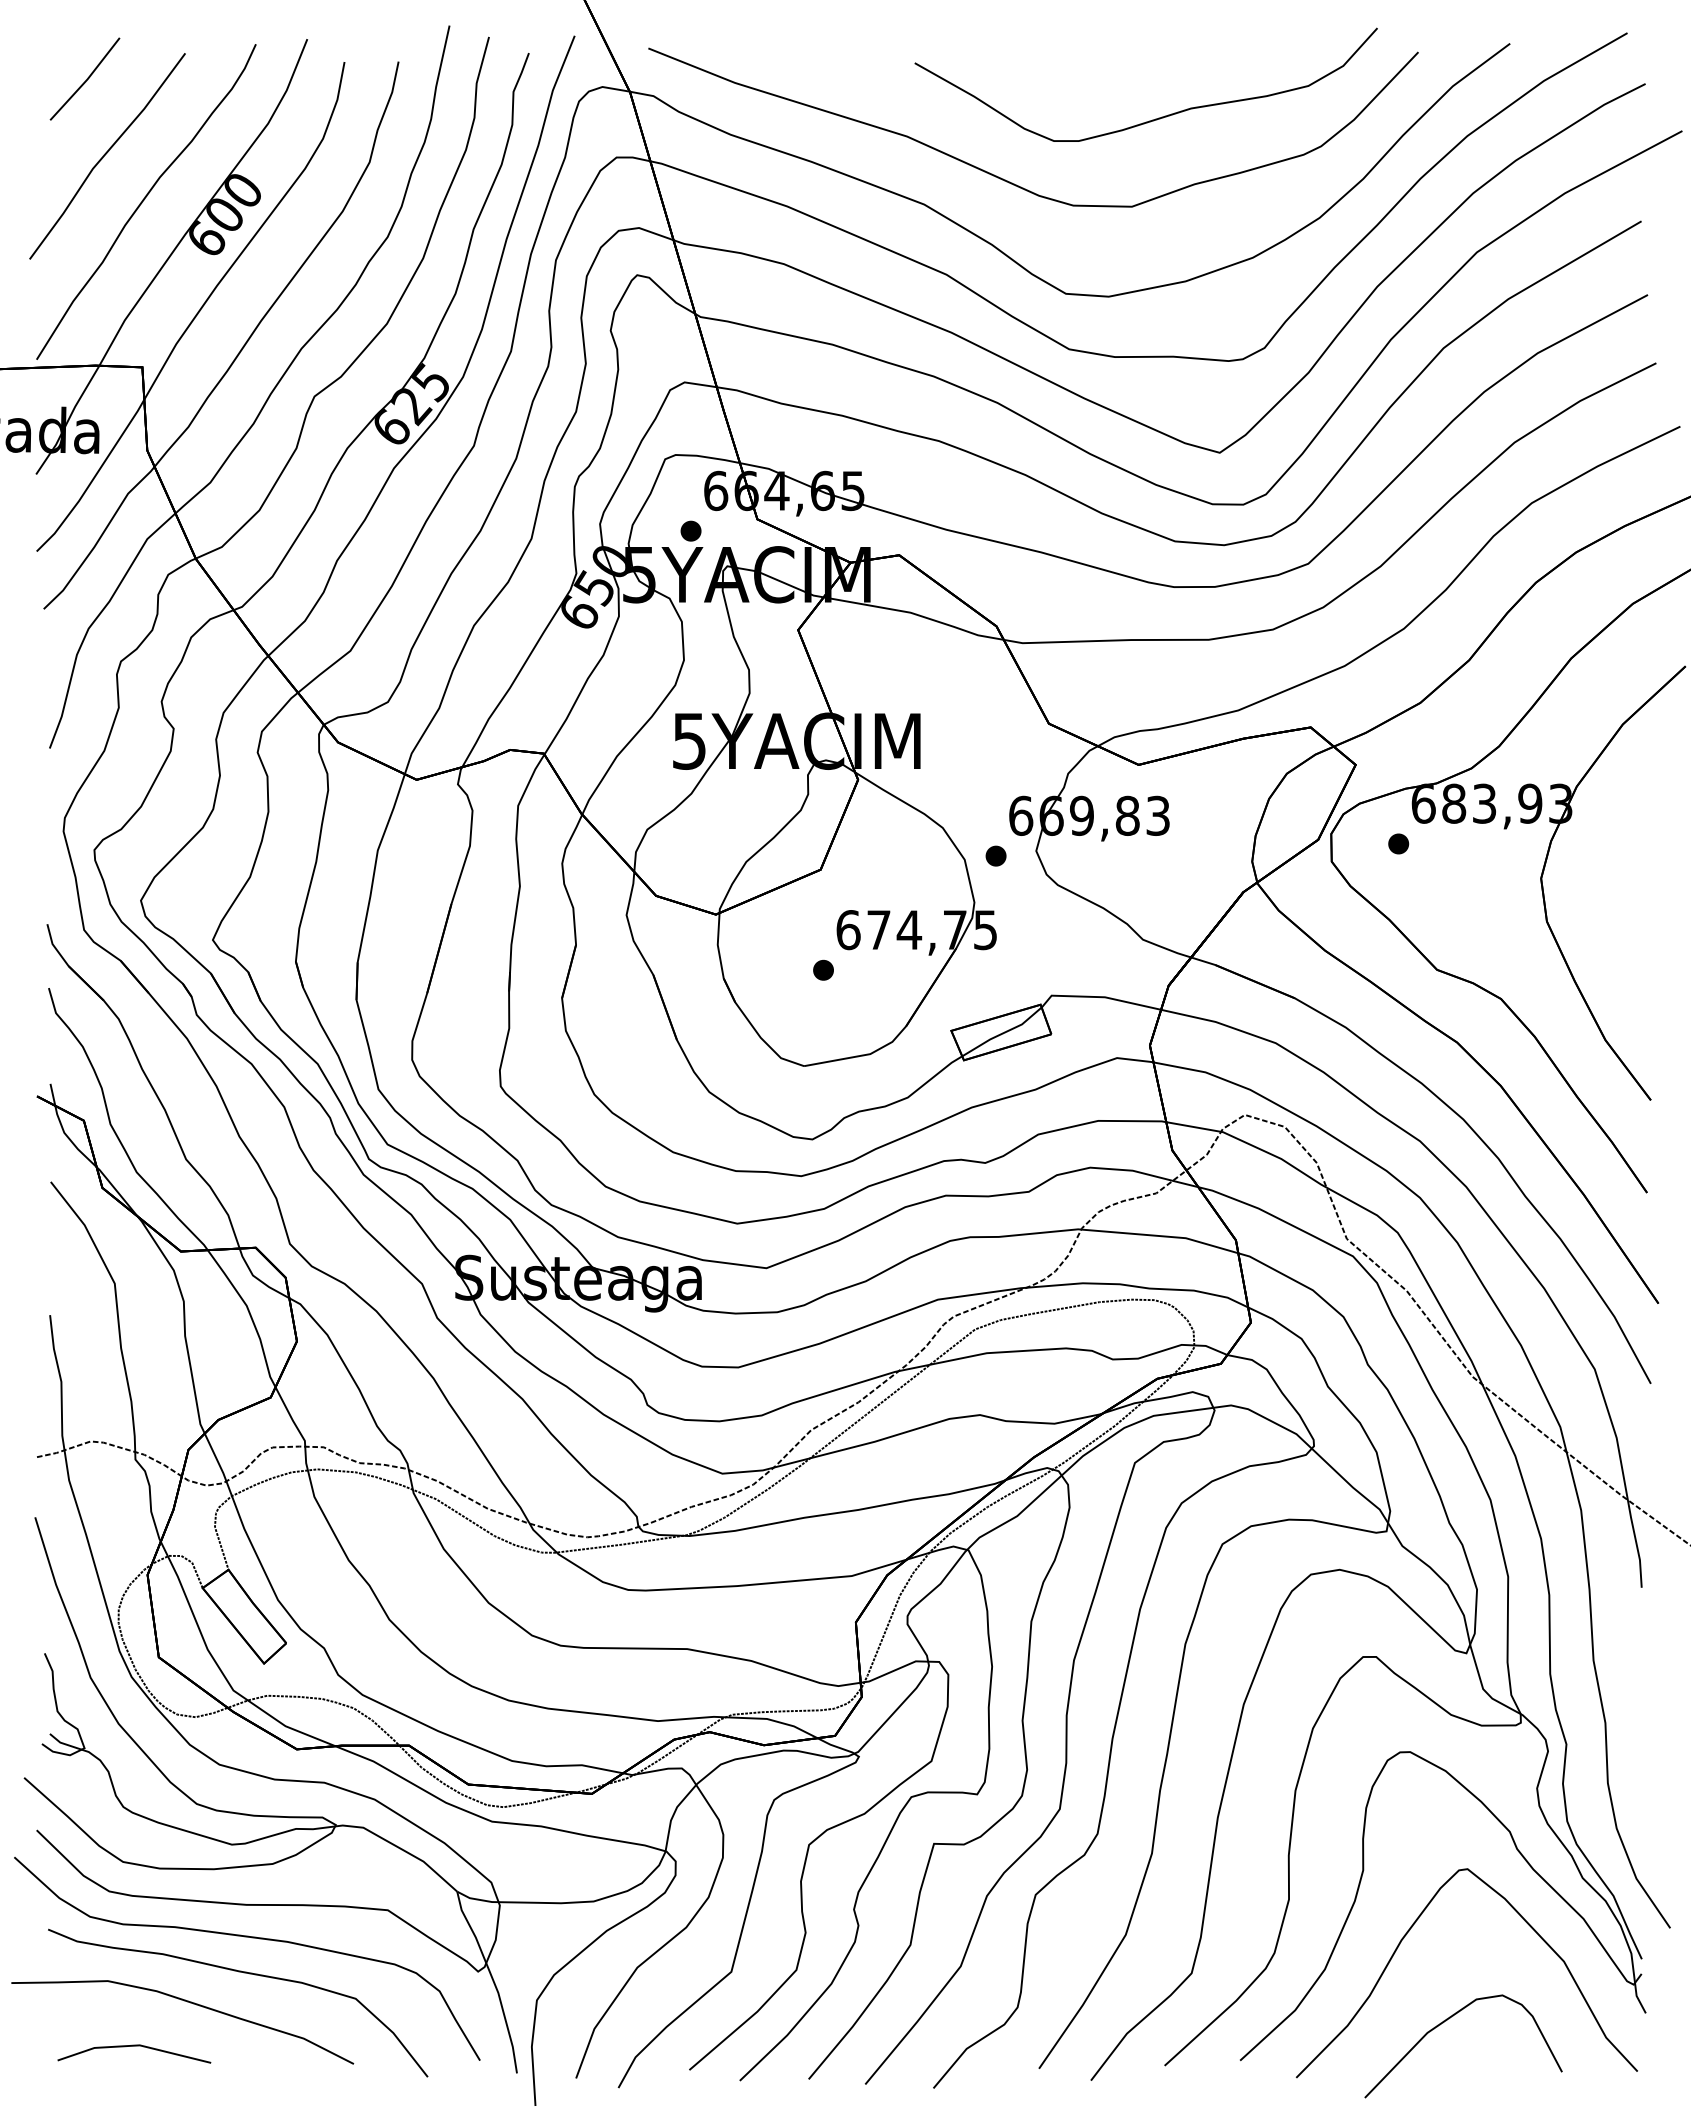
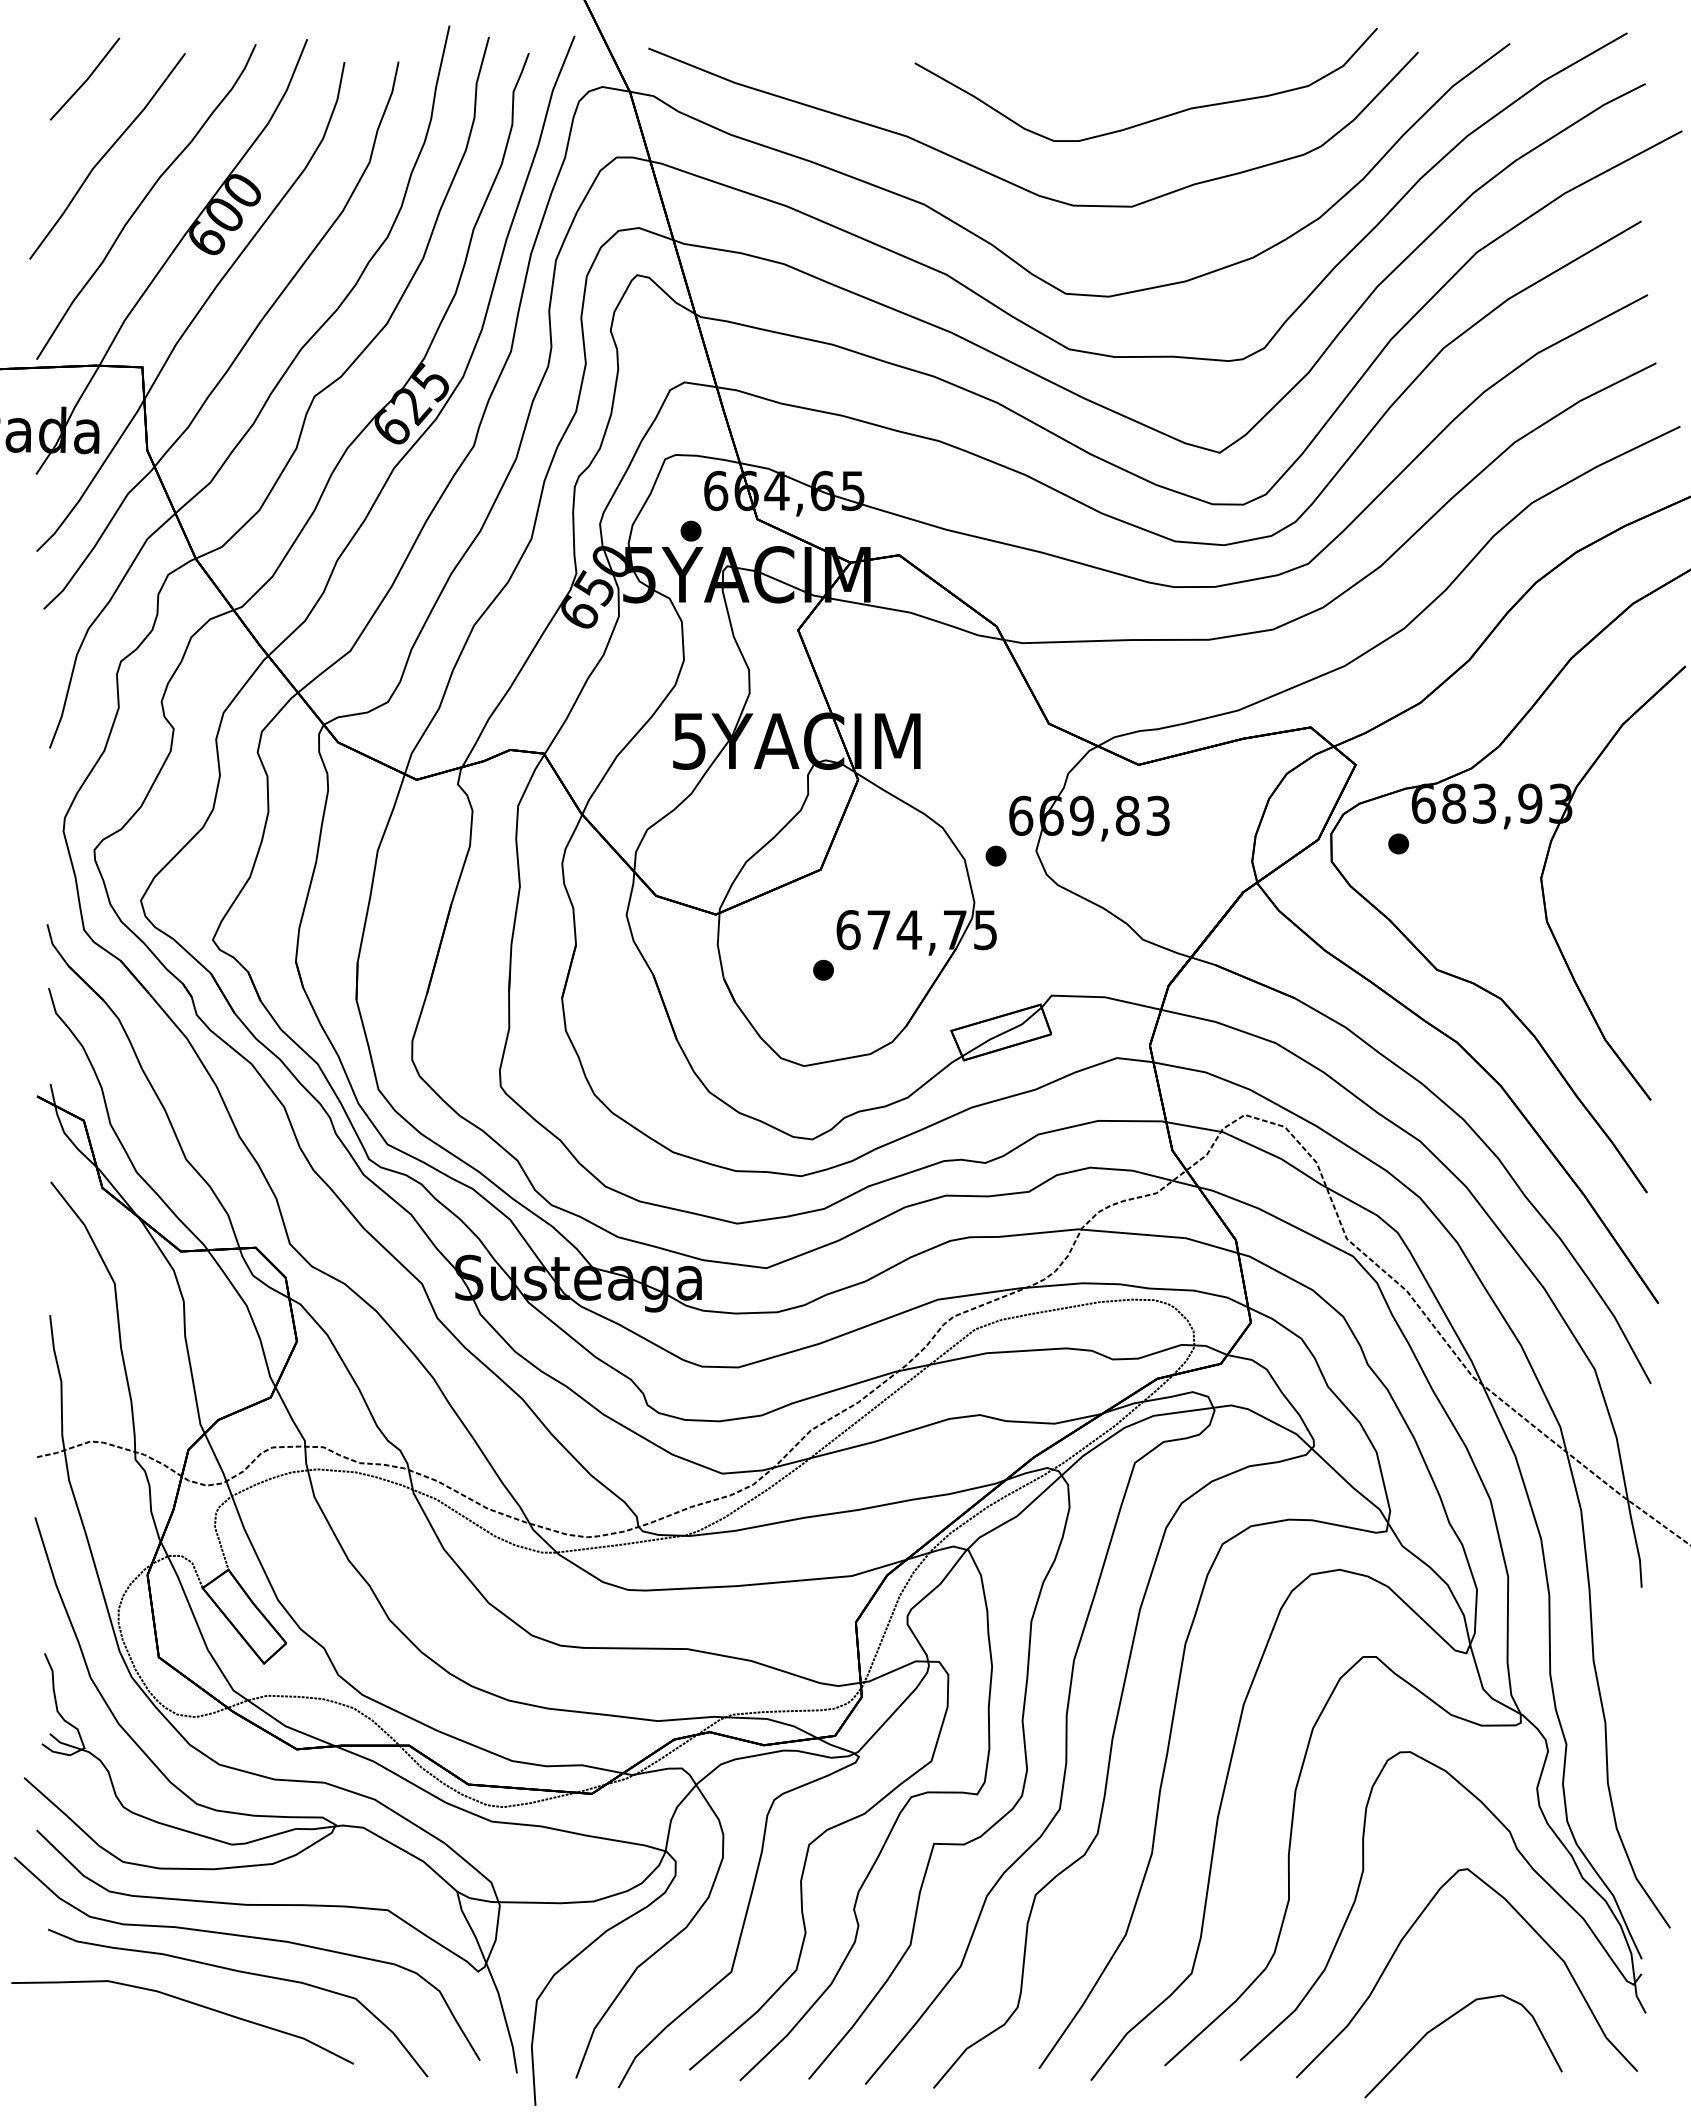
line: present -> none (134, 2046)
